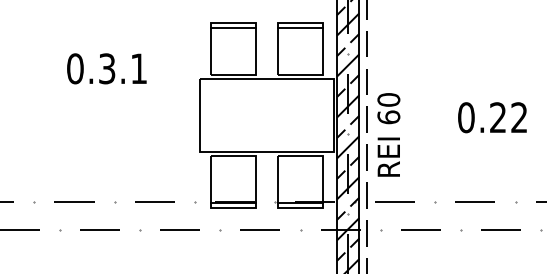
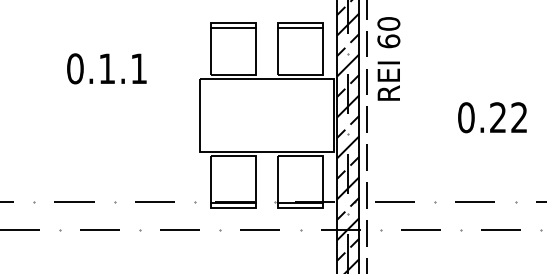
text: 0.3.1 -> 0.1.1 (107, 68)
text position: (388, 134) -> (388, 58) (388, 58)
